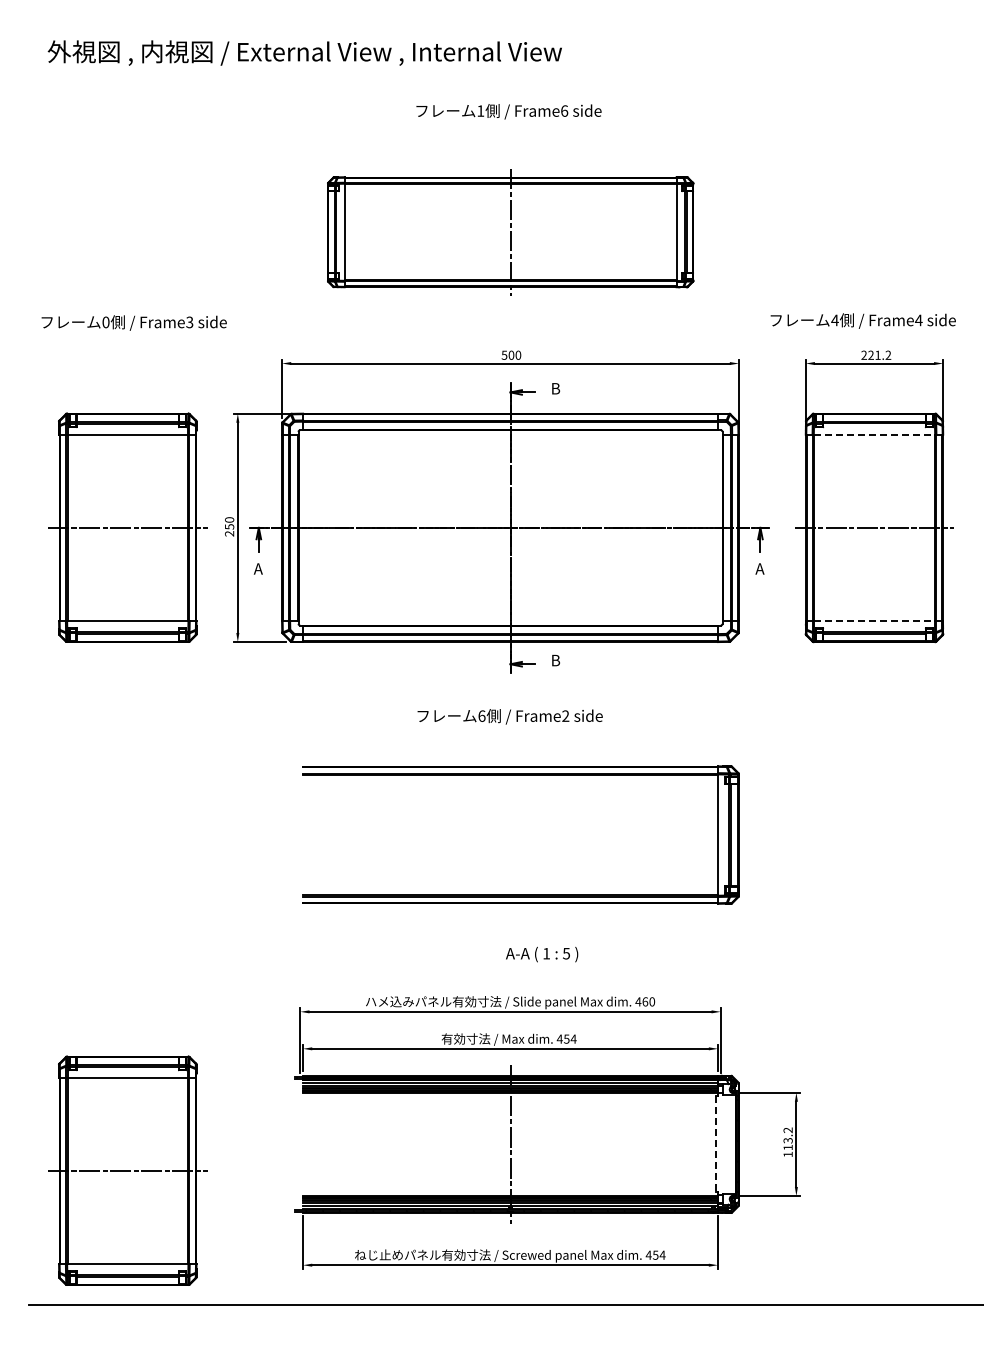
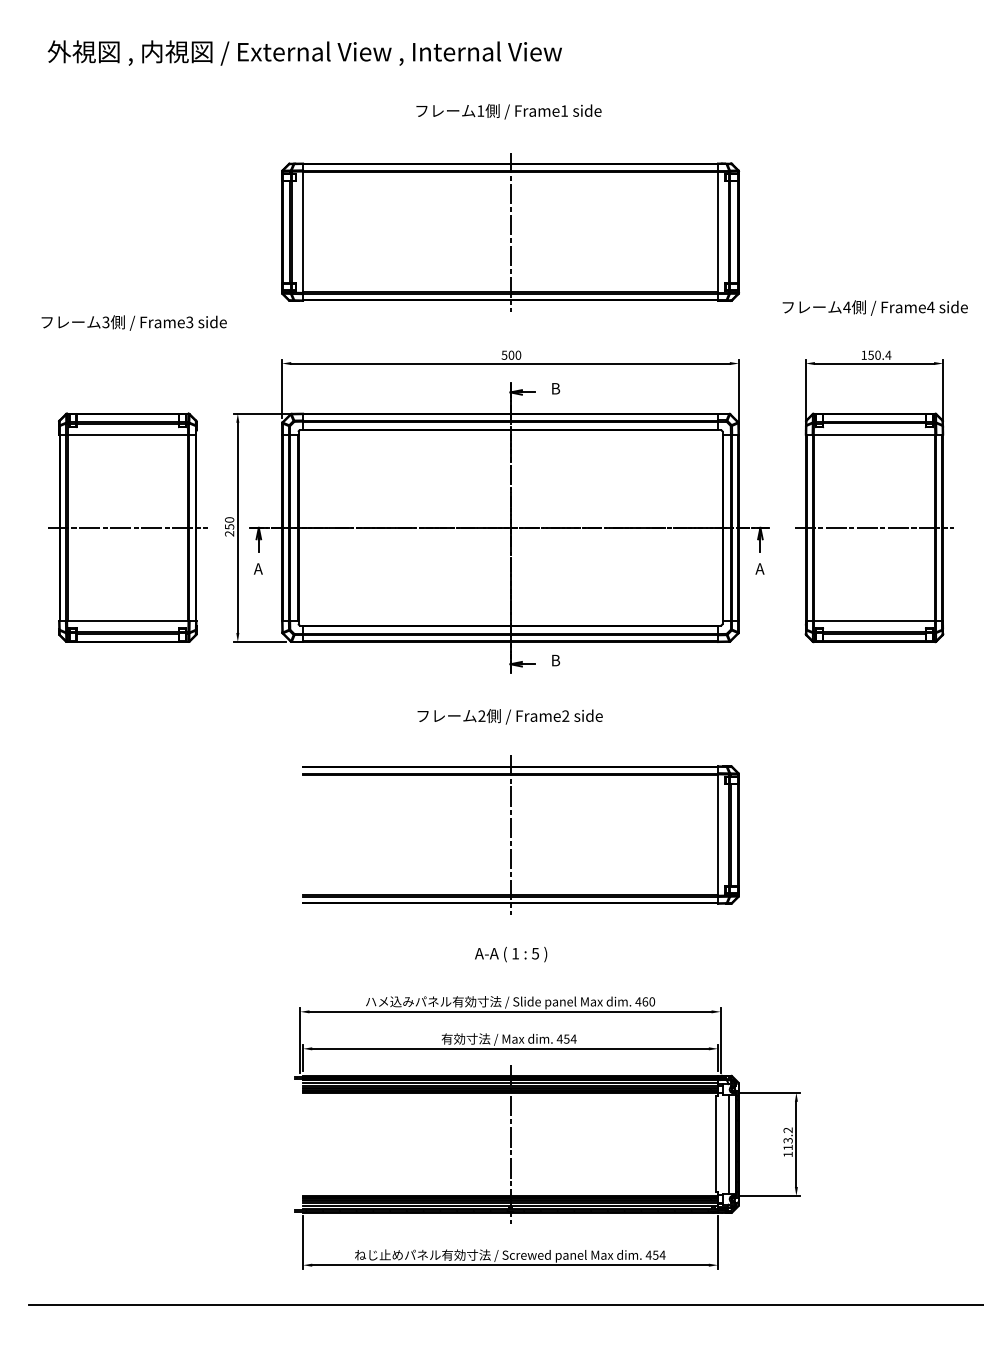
text: Frame6 -> Frame1 (564, 110)
part size: 368x127 px -> 460x159 px (510, 232)
text position: (862, 320) -> (874, 307) (874, 307)
text: 0 -> 3 (105, 322)
text: 221.2 -> 150.4 (876, 354)
line: dashed -> solid (874, 434)
line: dashed -> solid (874, 621)
text: 6 -> 2 (481, 715)
line: none -> present (510, 834)
text position: (542, 954) -> (511, 954) (511, 954)
line: dashed -> solid (716, 1144)
line: none -> present (728, 1144)
part: present -> none (127, 1170)
